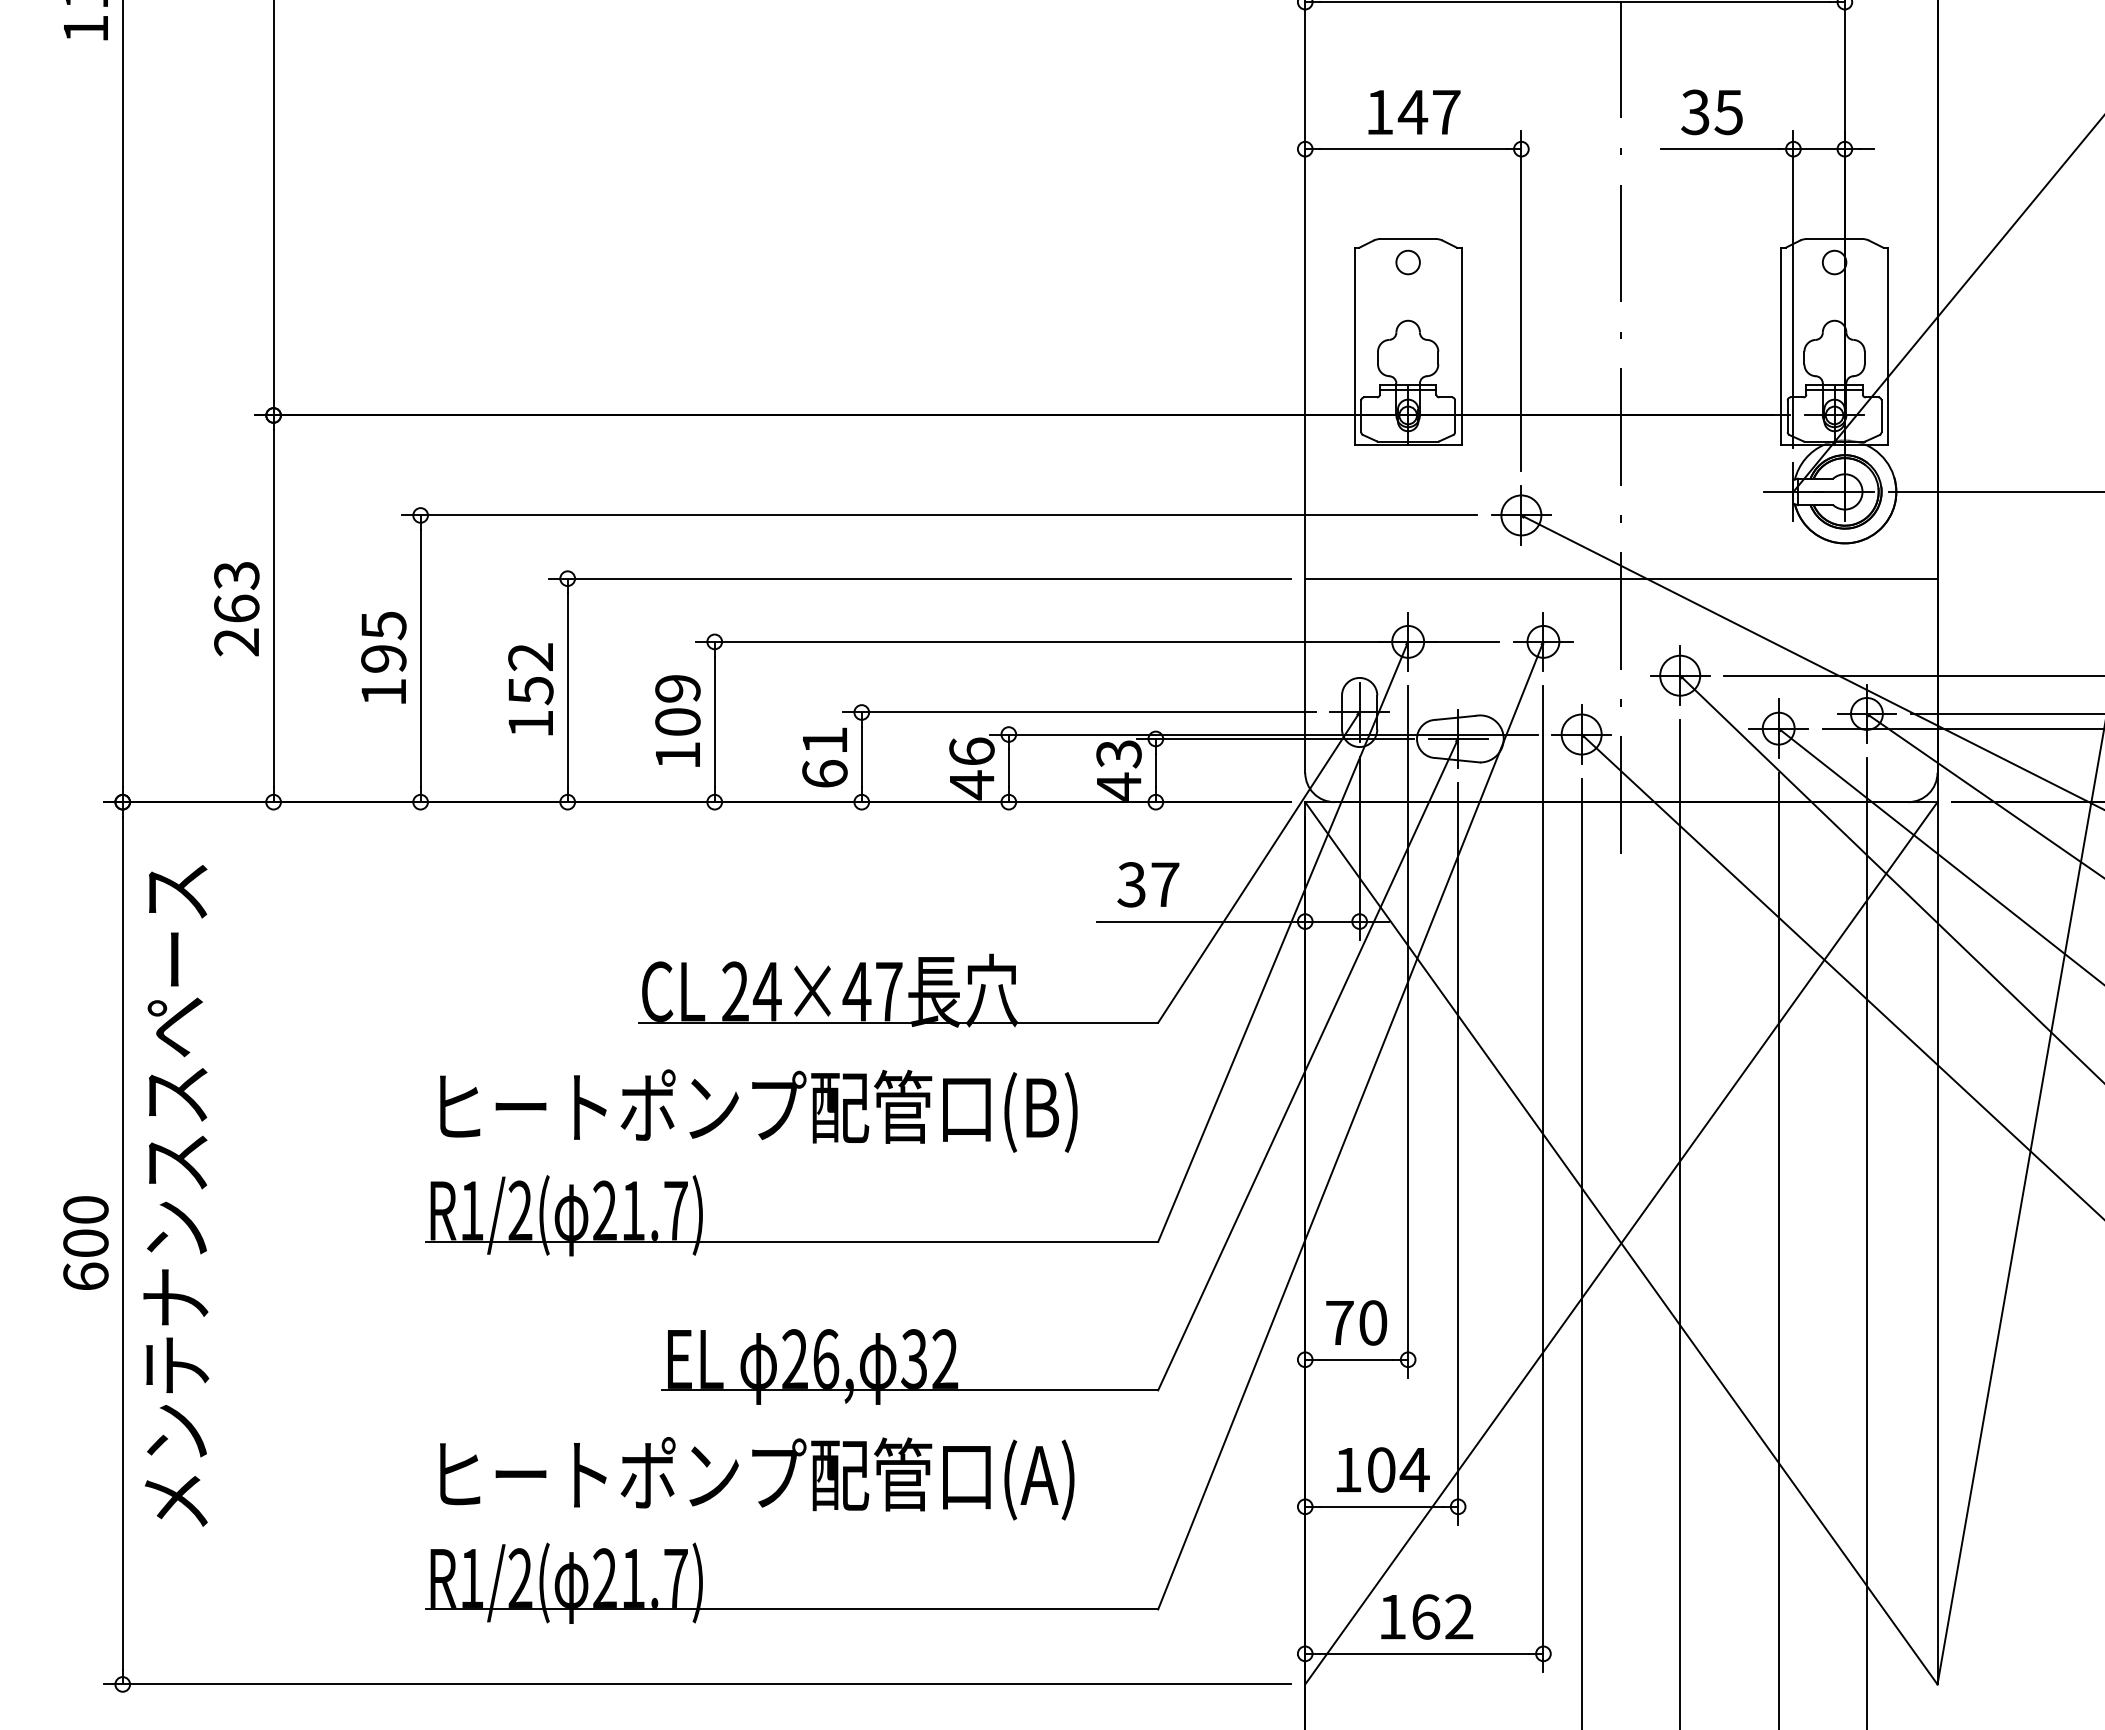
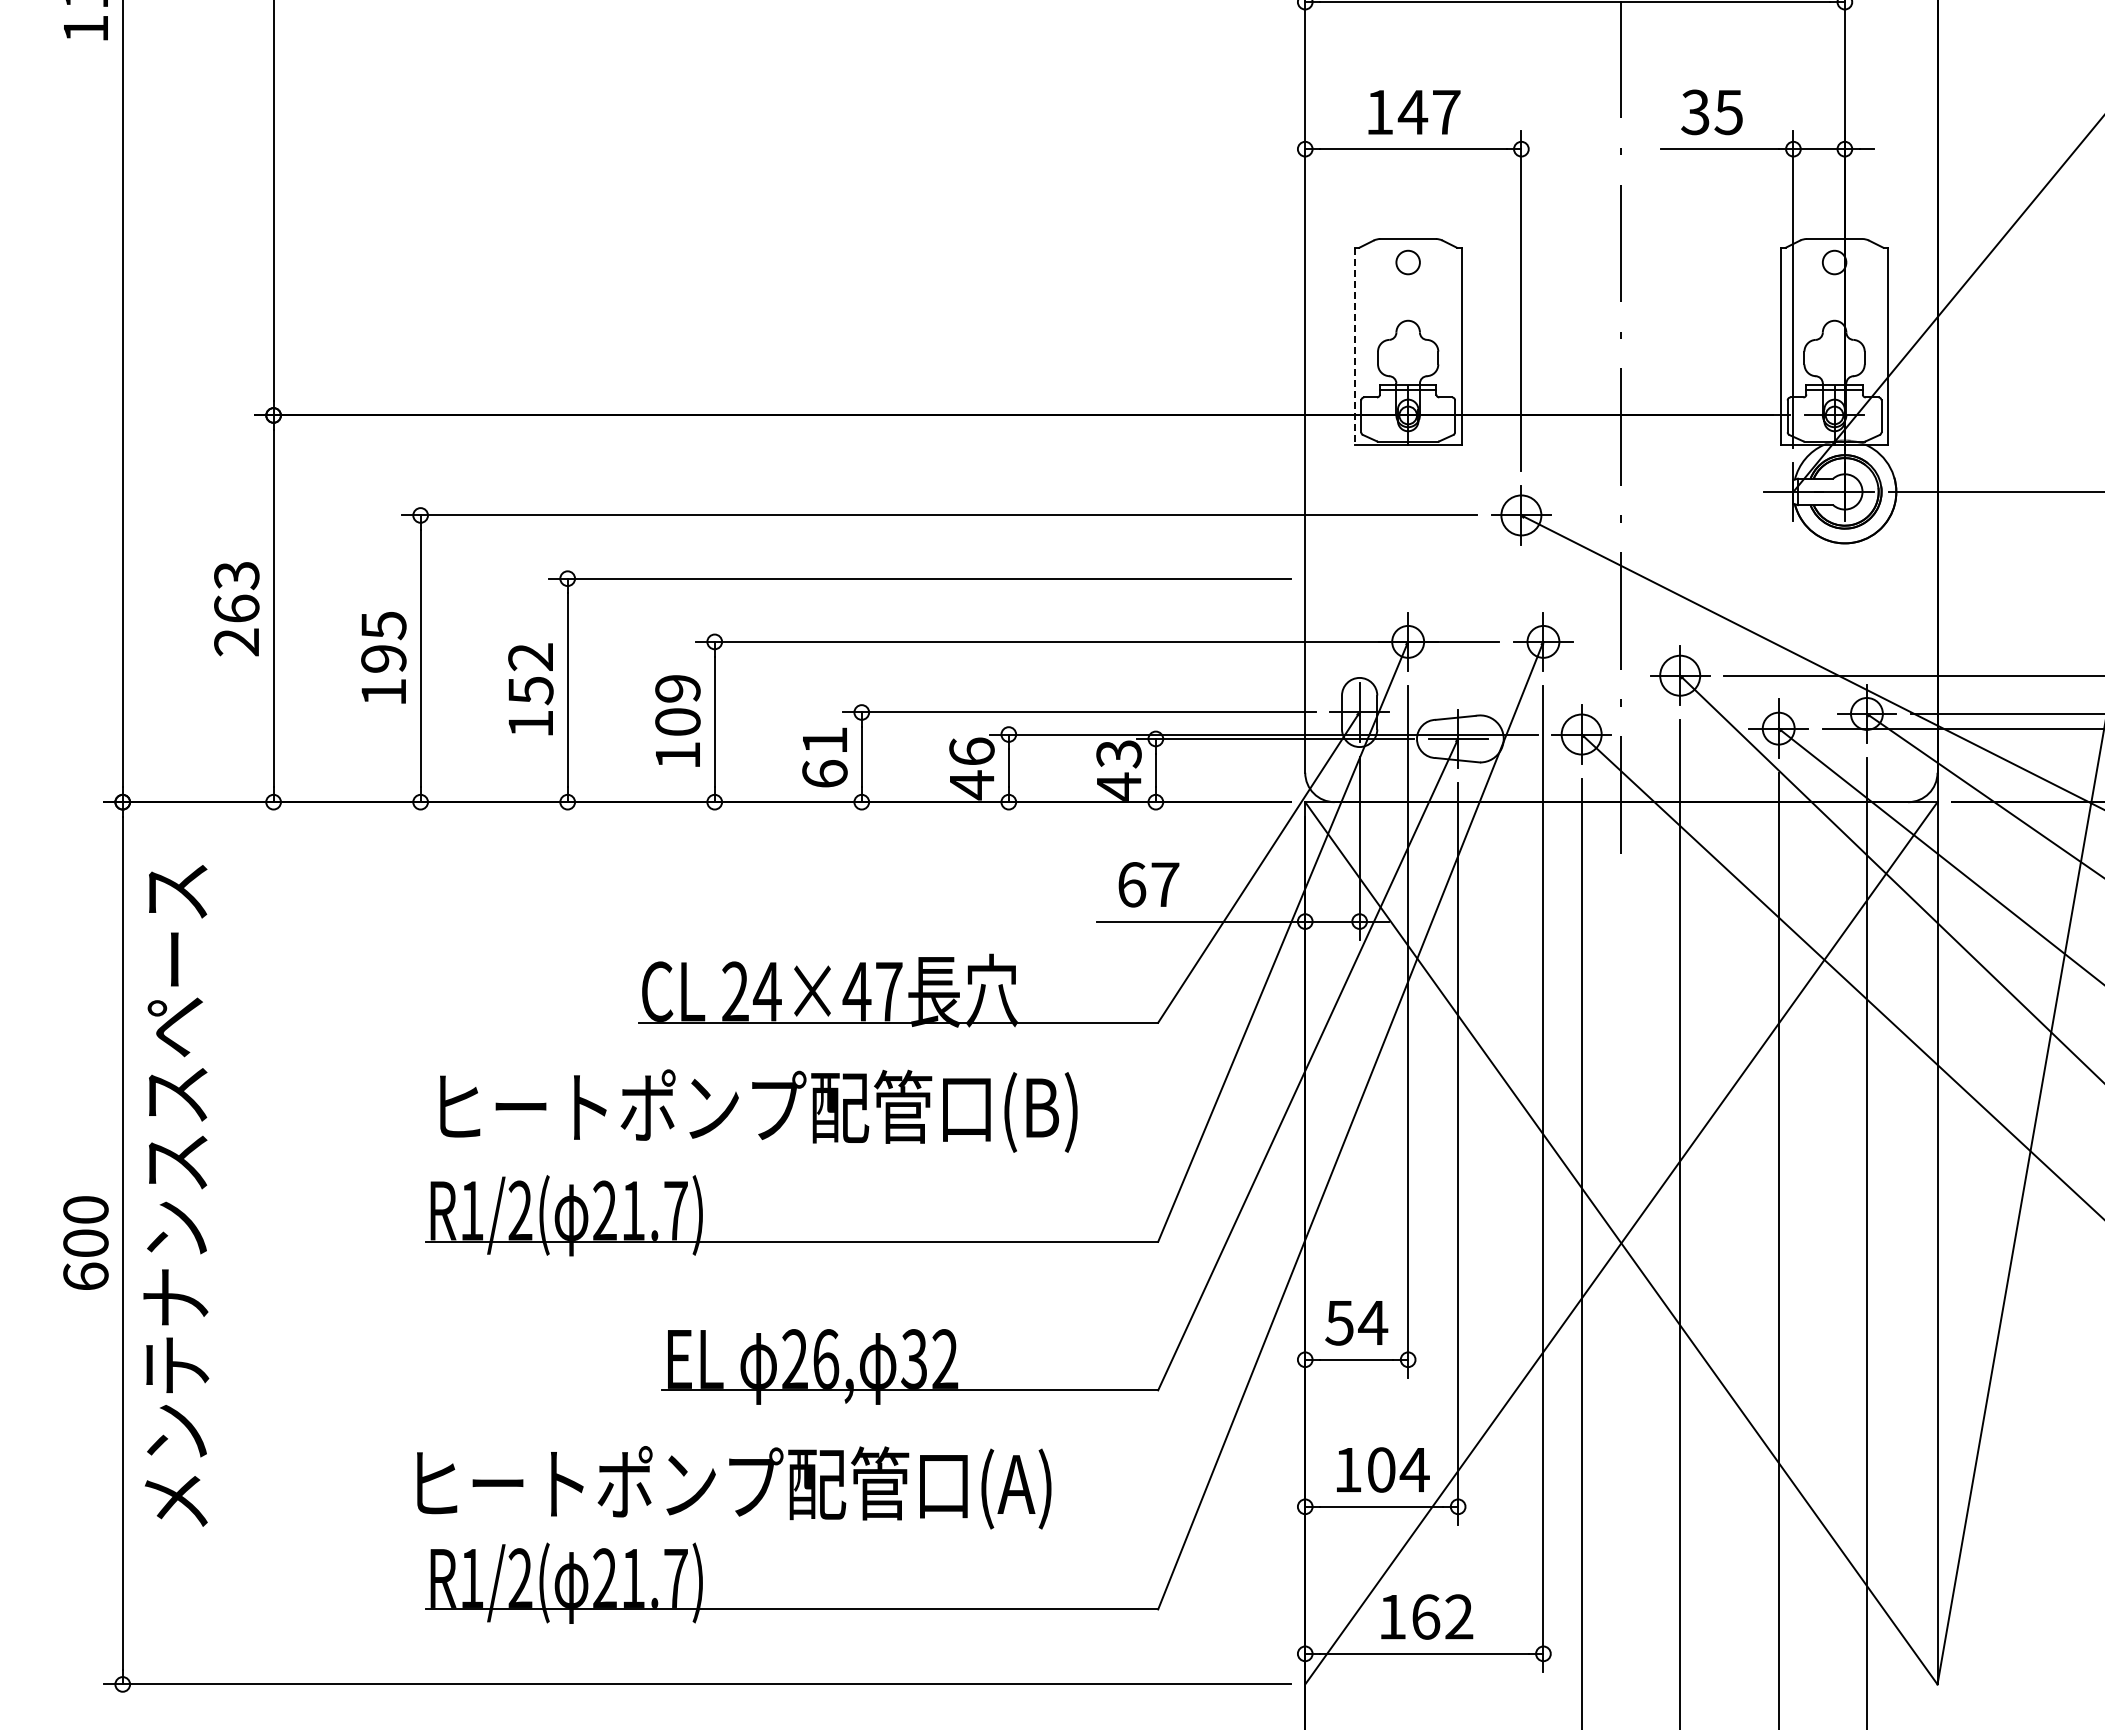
line: solid -> dashed (1354, 346)
line: present -> none (1621, 578)
text: 37 -> 67 (1131, 884)
text: 70 -> 54 (1356, 1322)
text position: (757, 1478) -> (734, 1487) (734, 1487)
